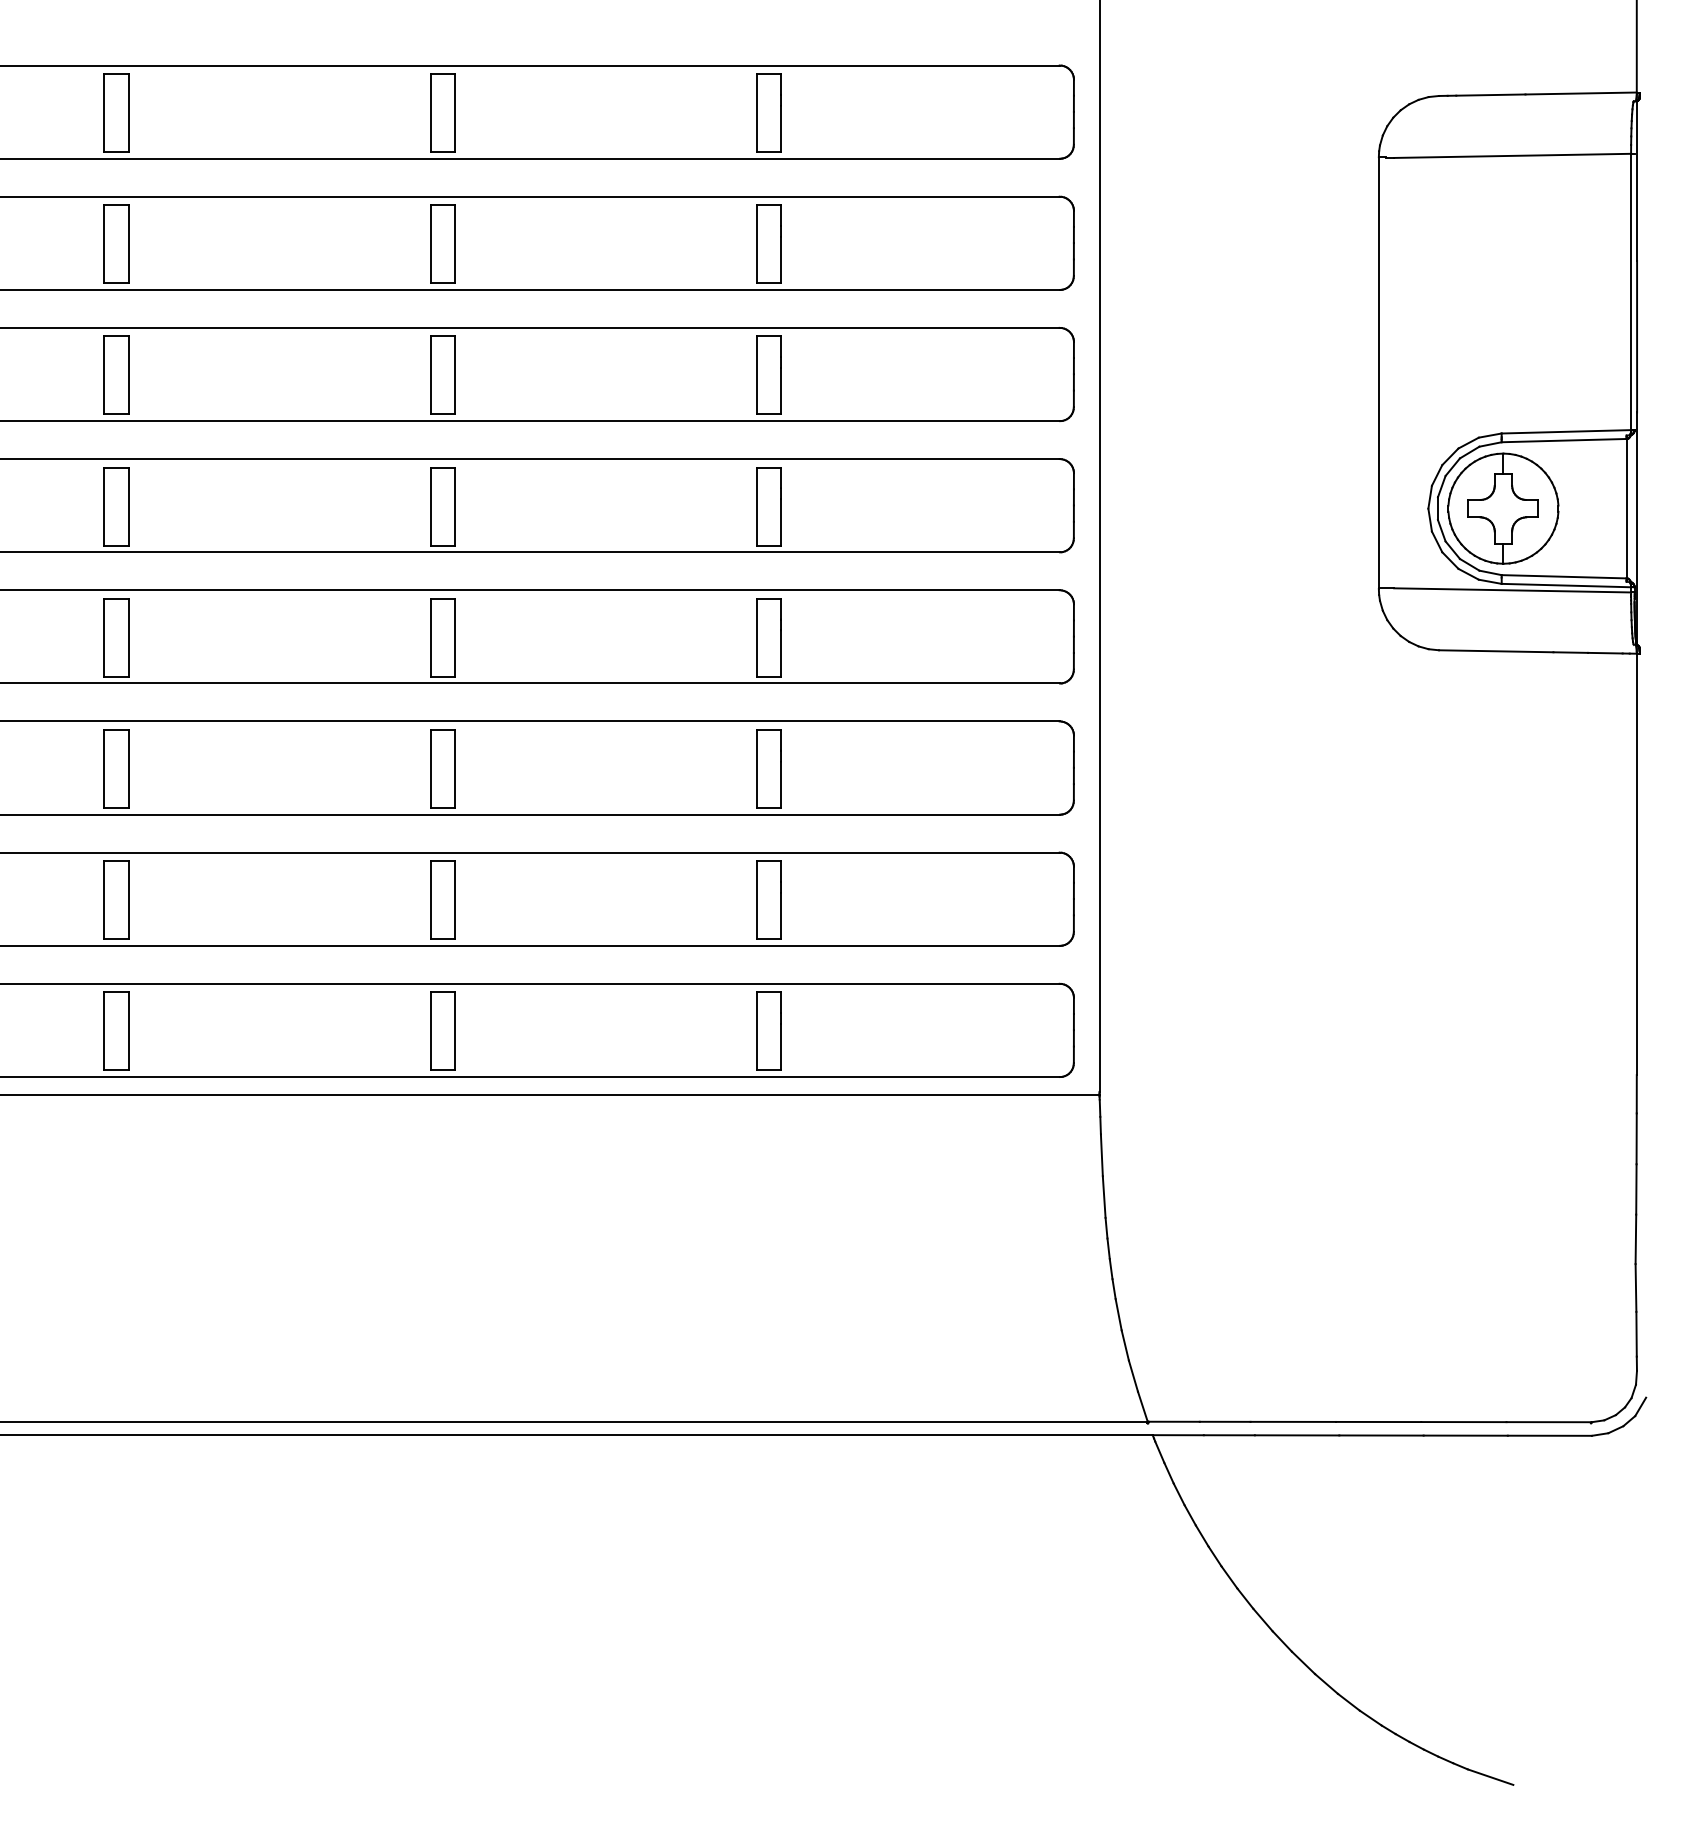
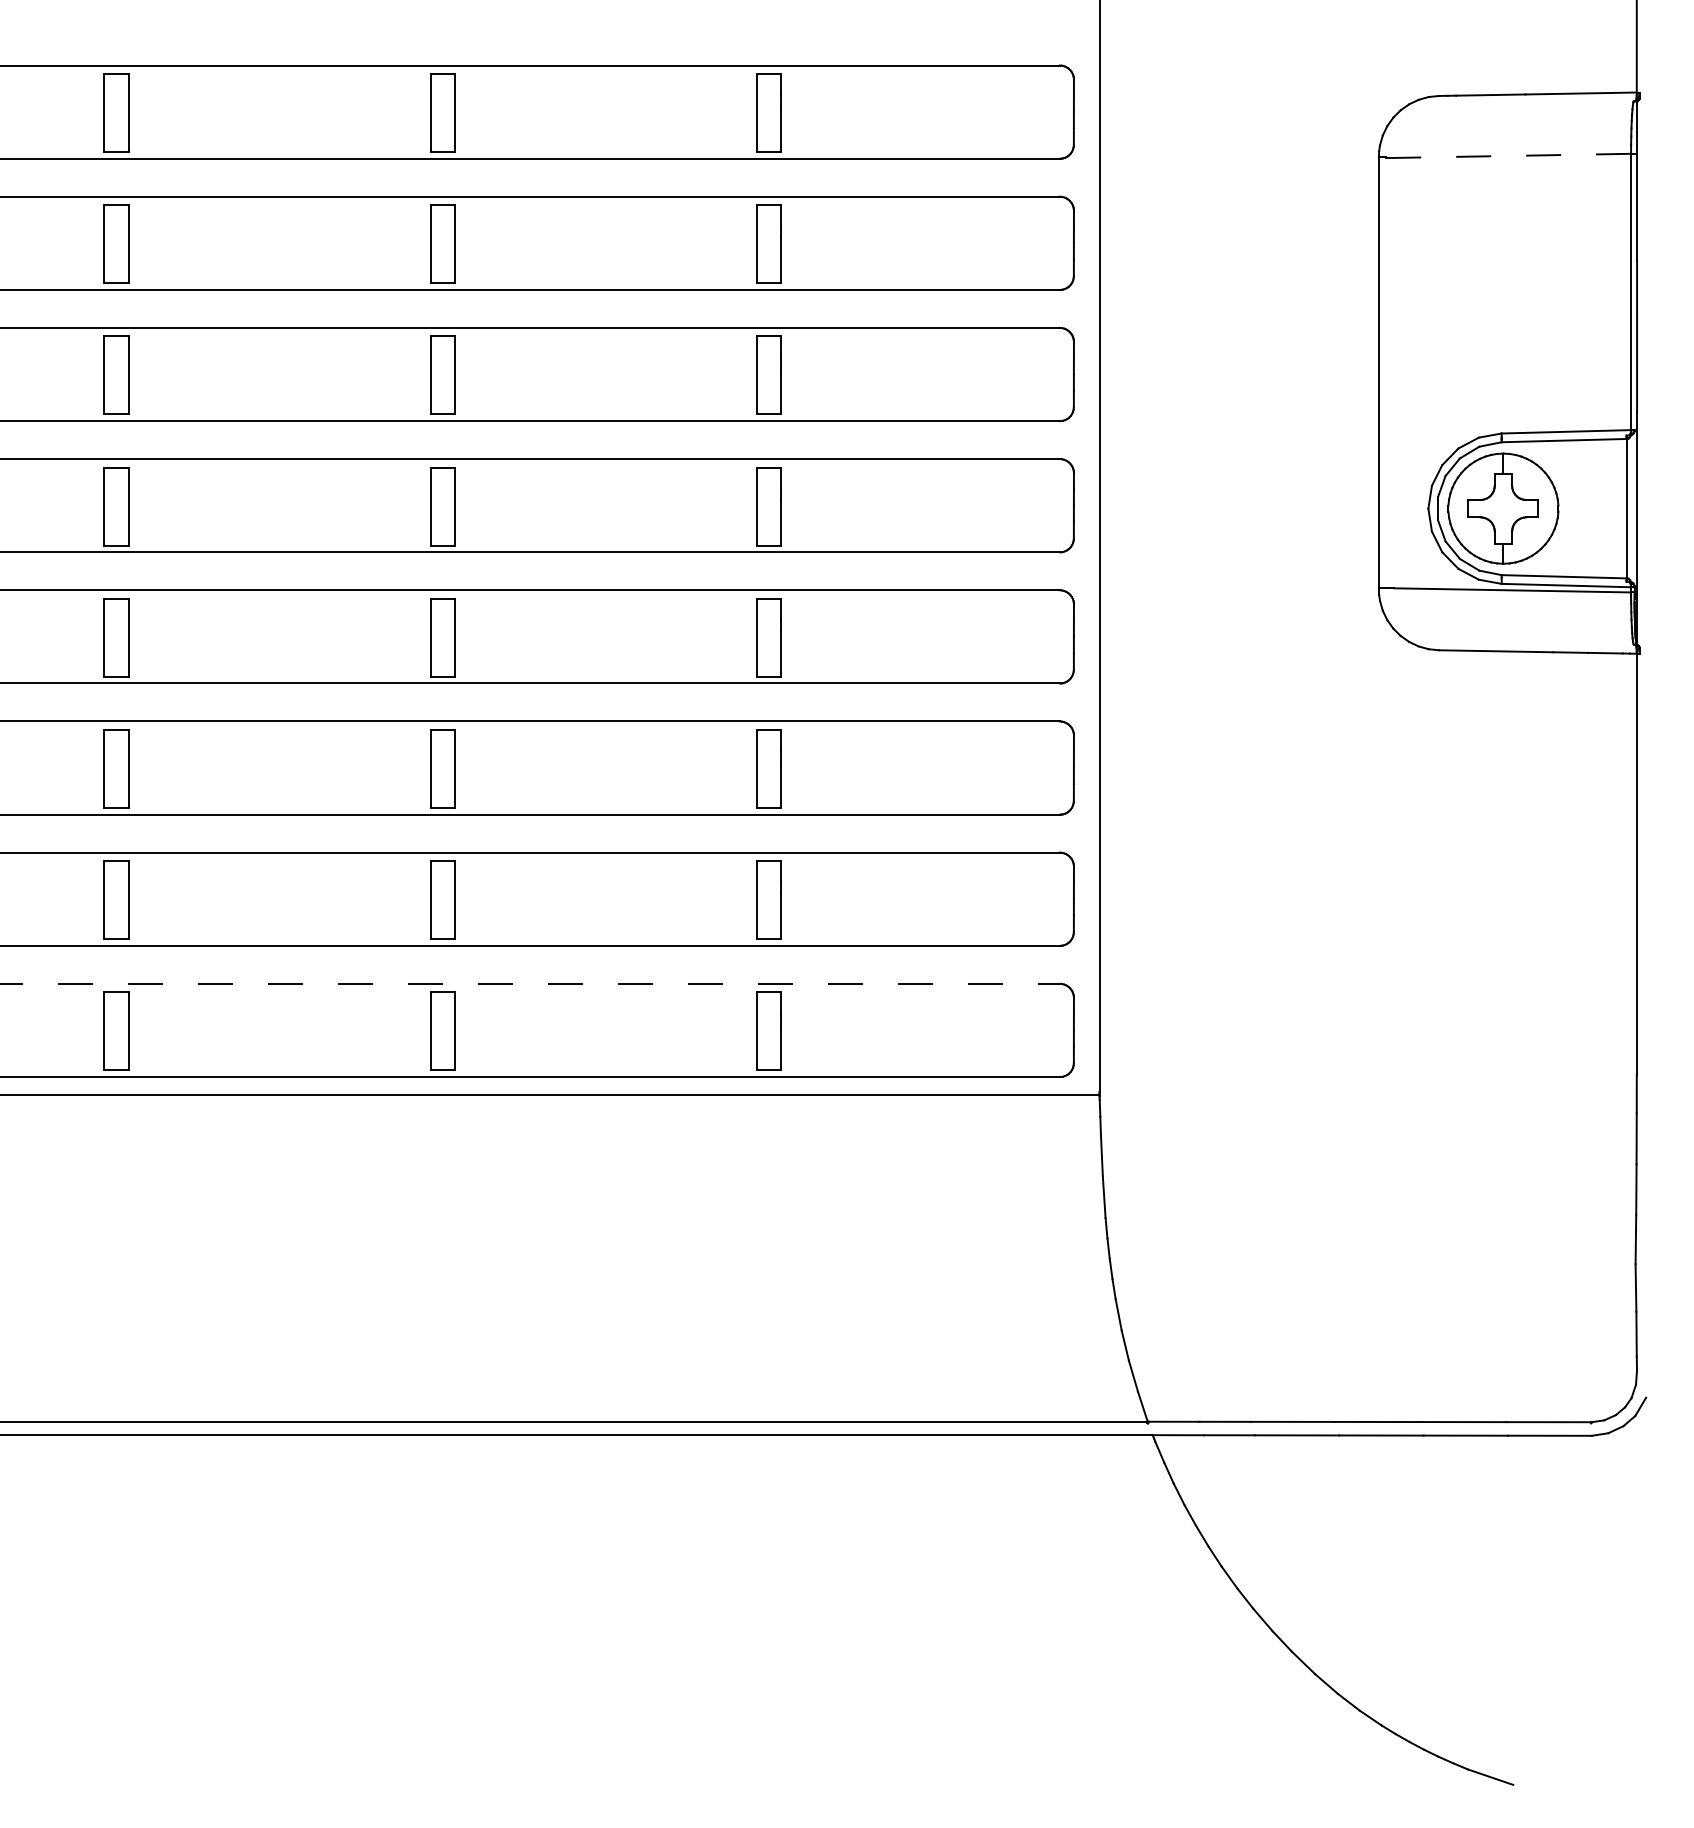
line: solid -> dashed (1512, 155)
line: solid -> dashed (530, 983)
